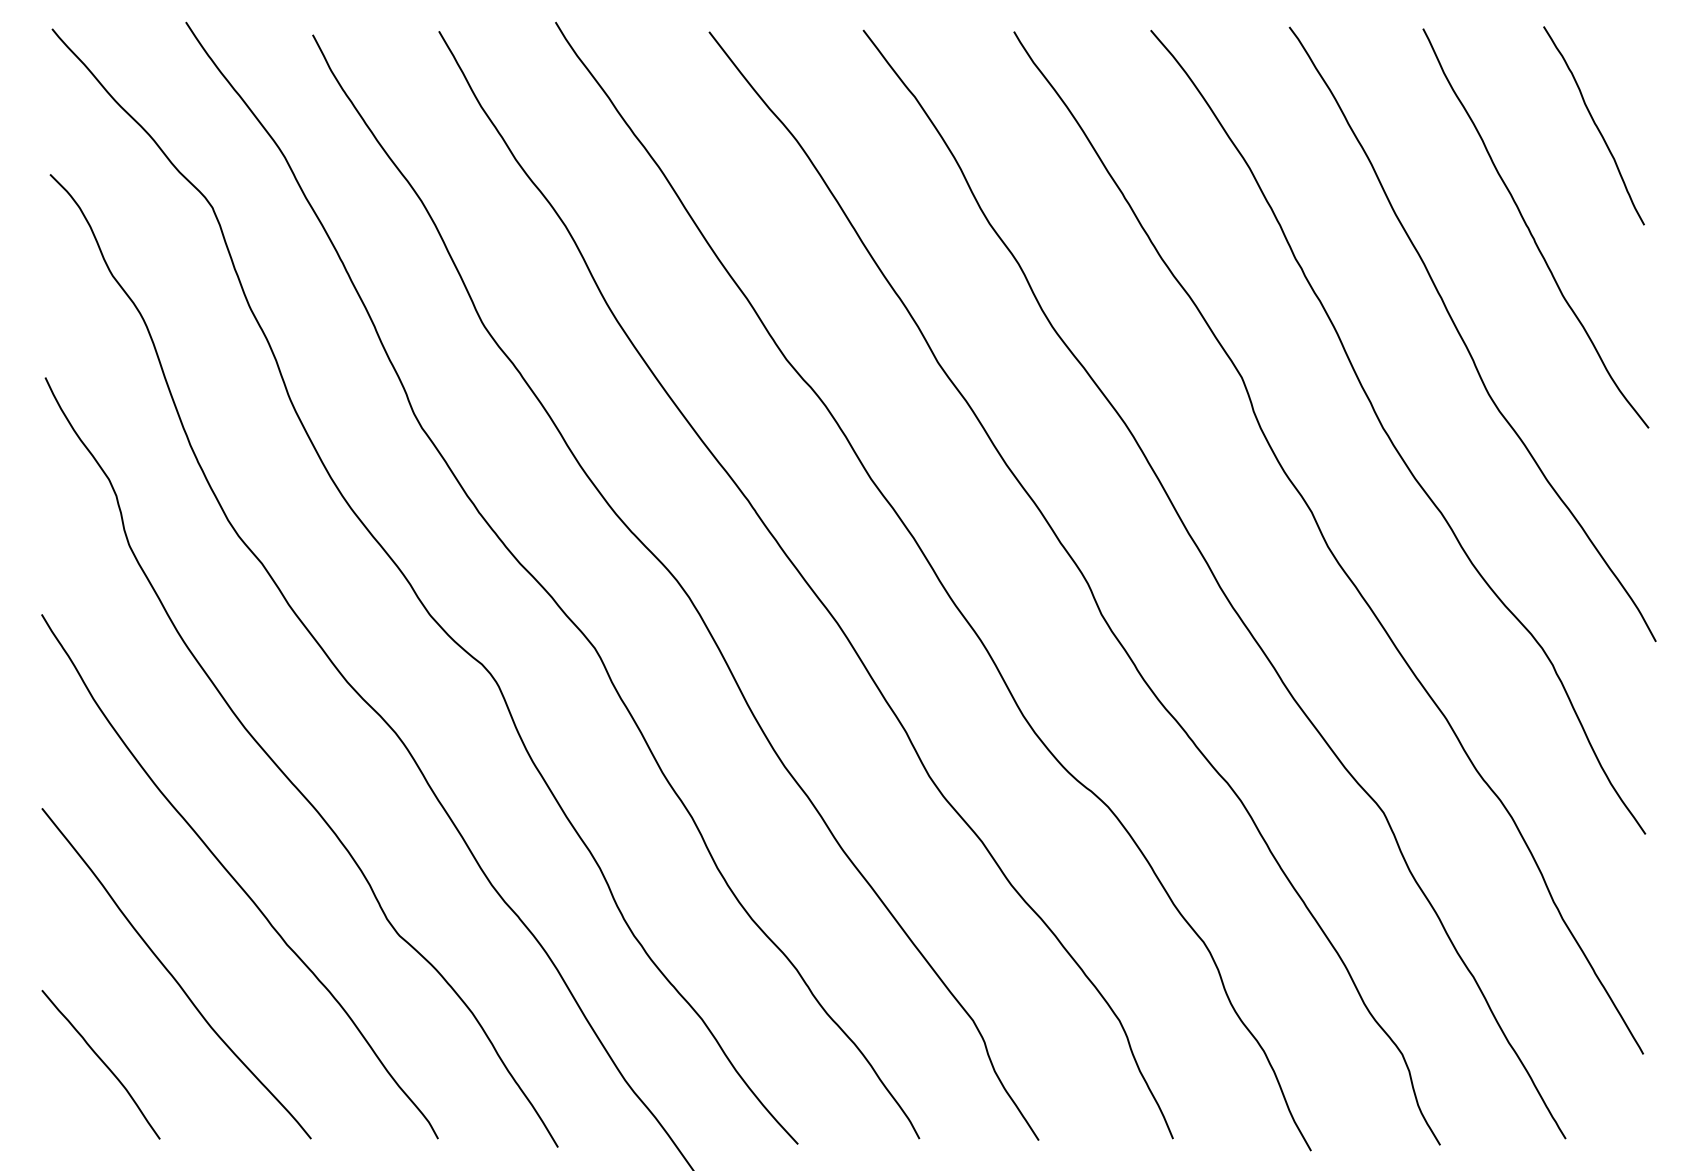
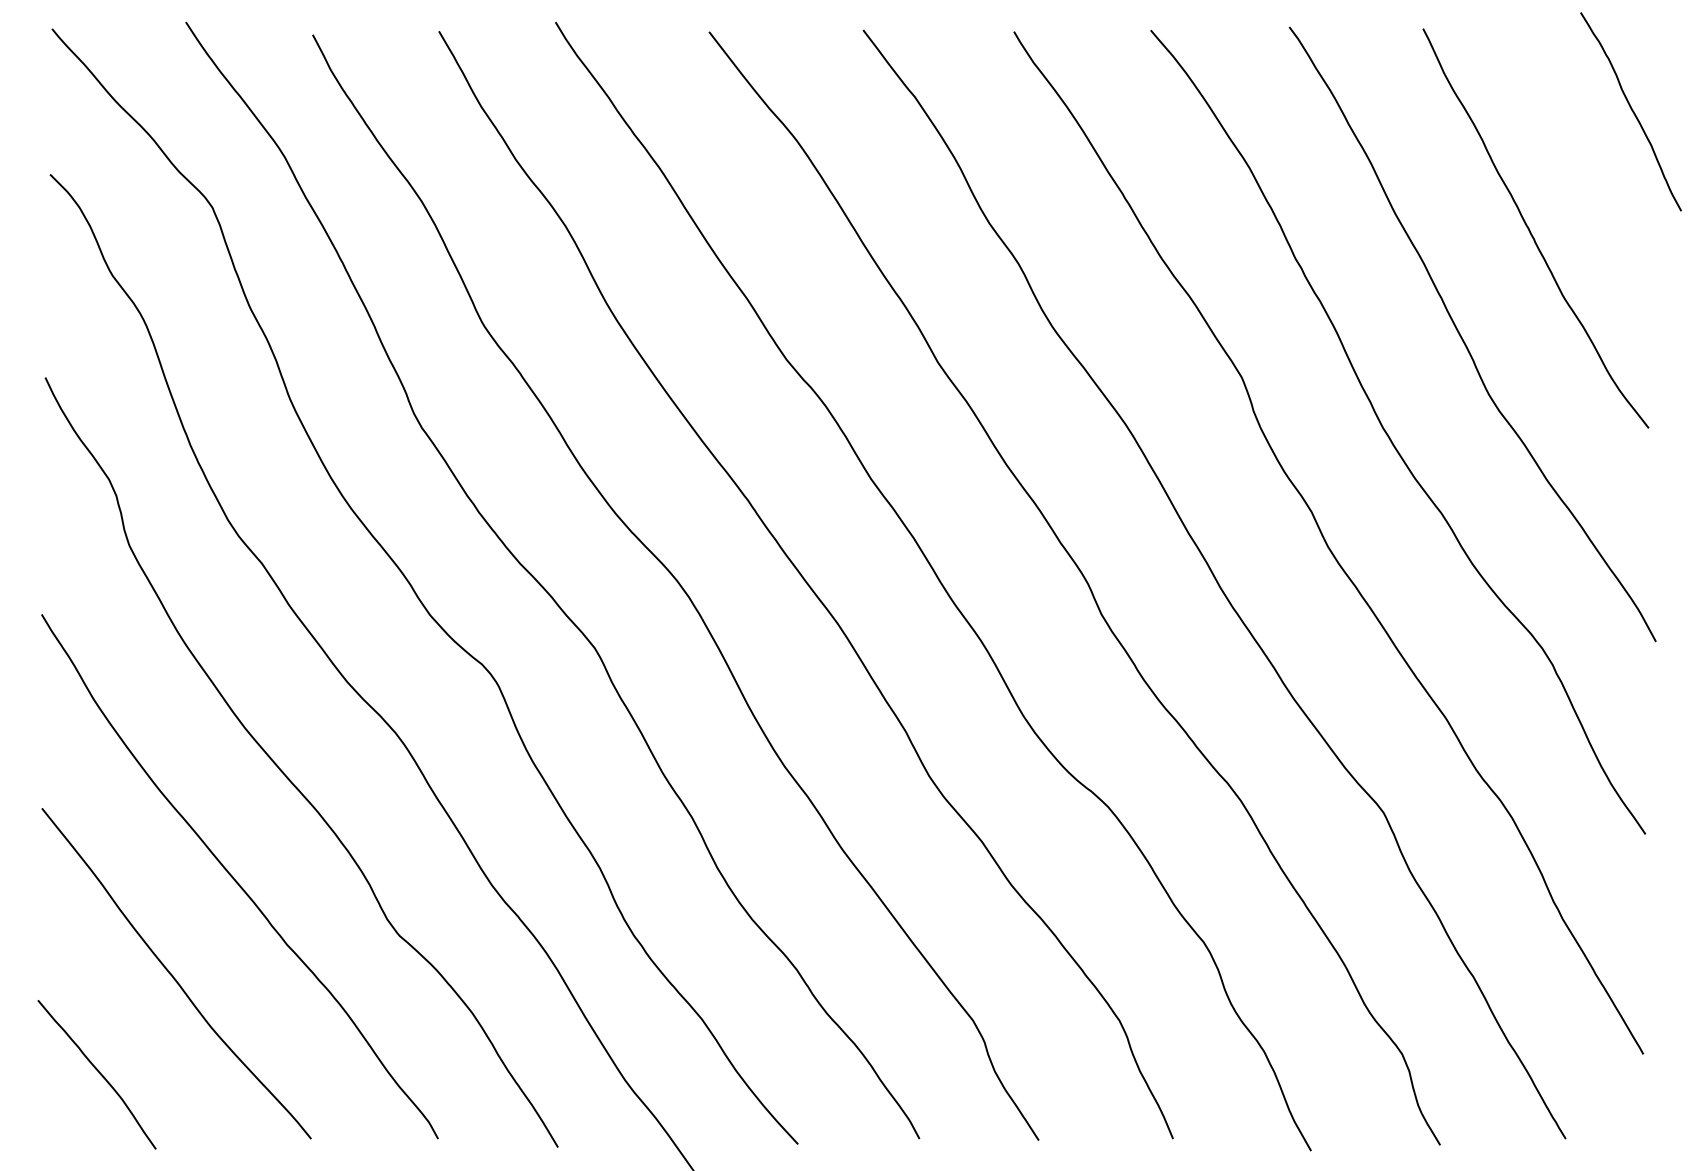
curve position: (1594, 124) -> (1631, 110) (1631, 110)
curve position: (102, 1062) -> (98, 1072) (98, 1072)
